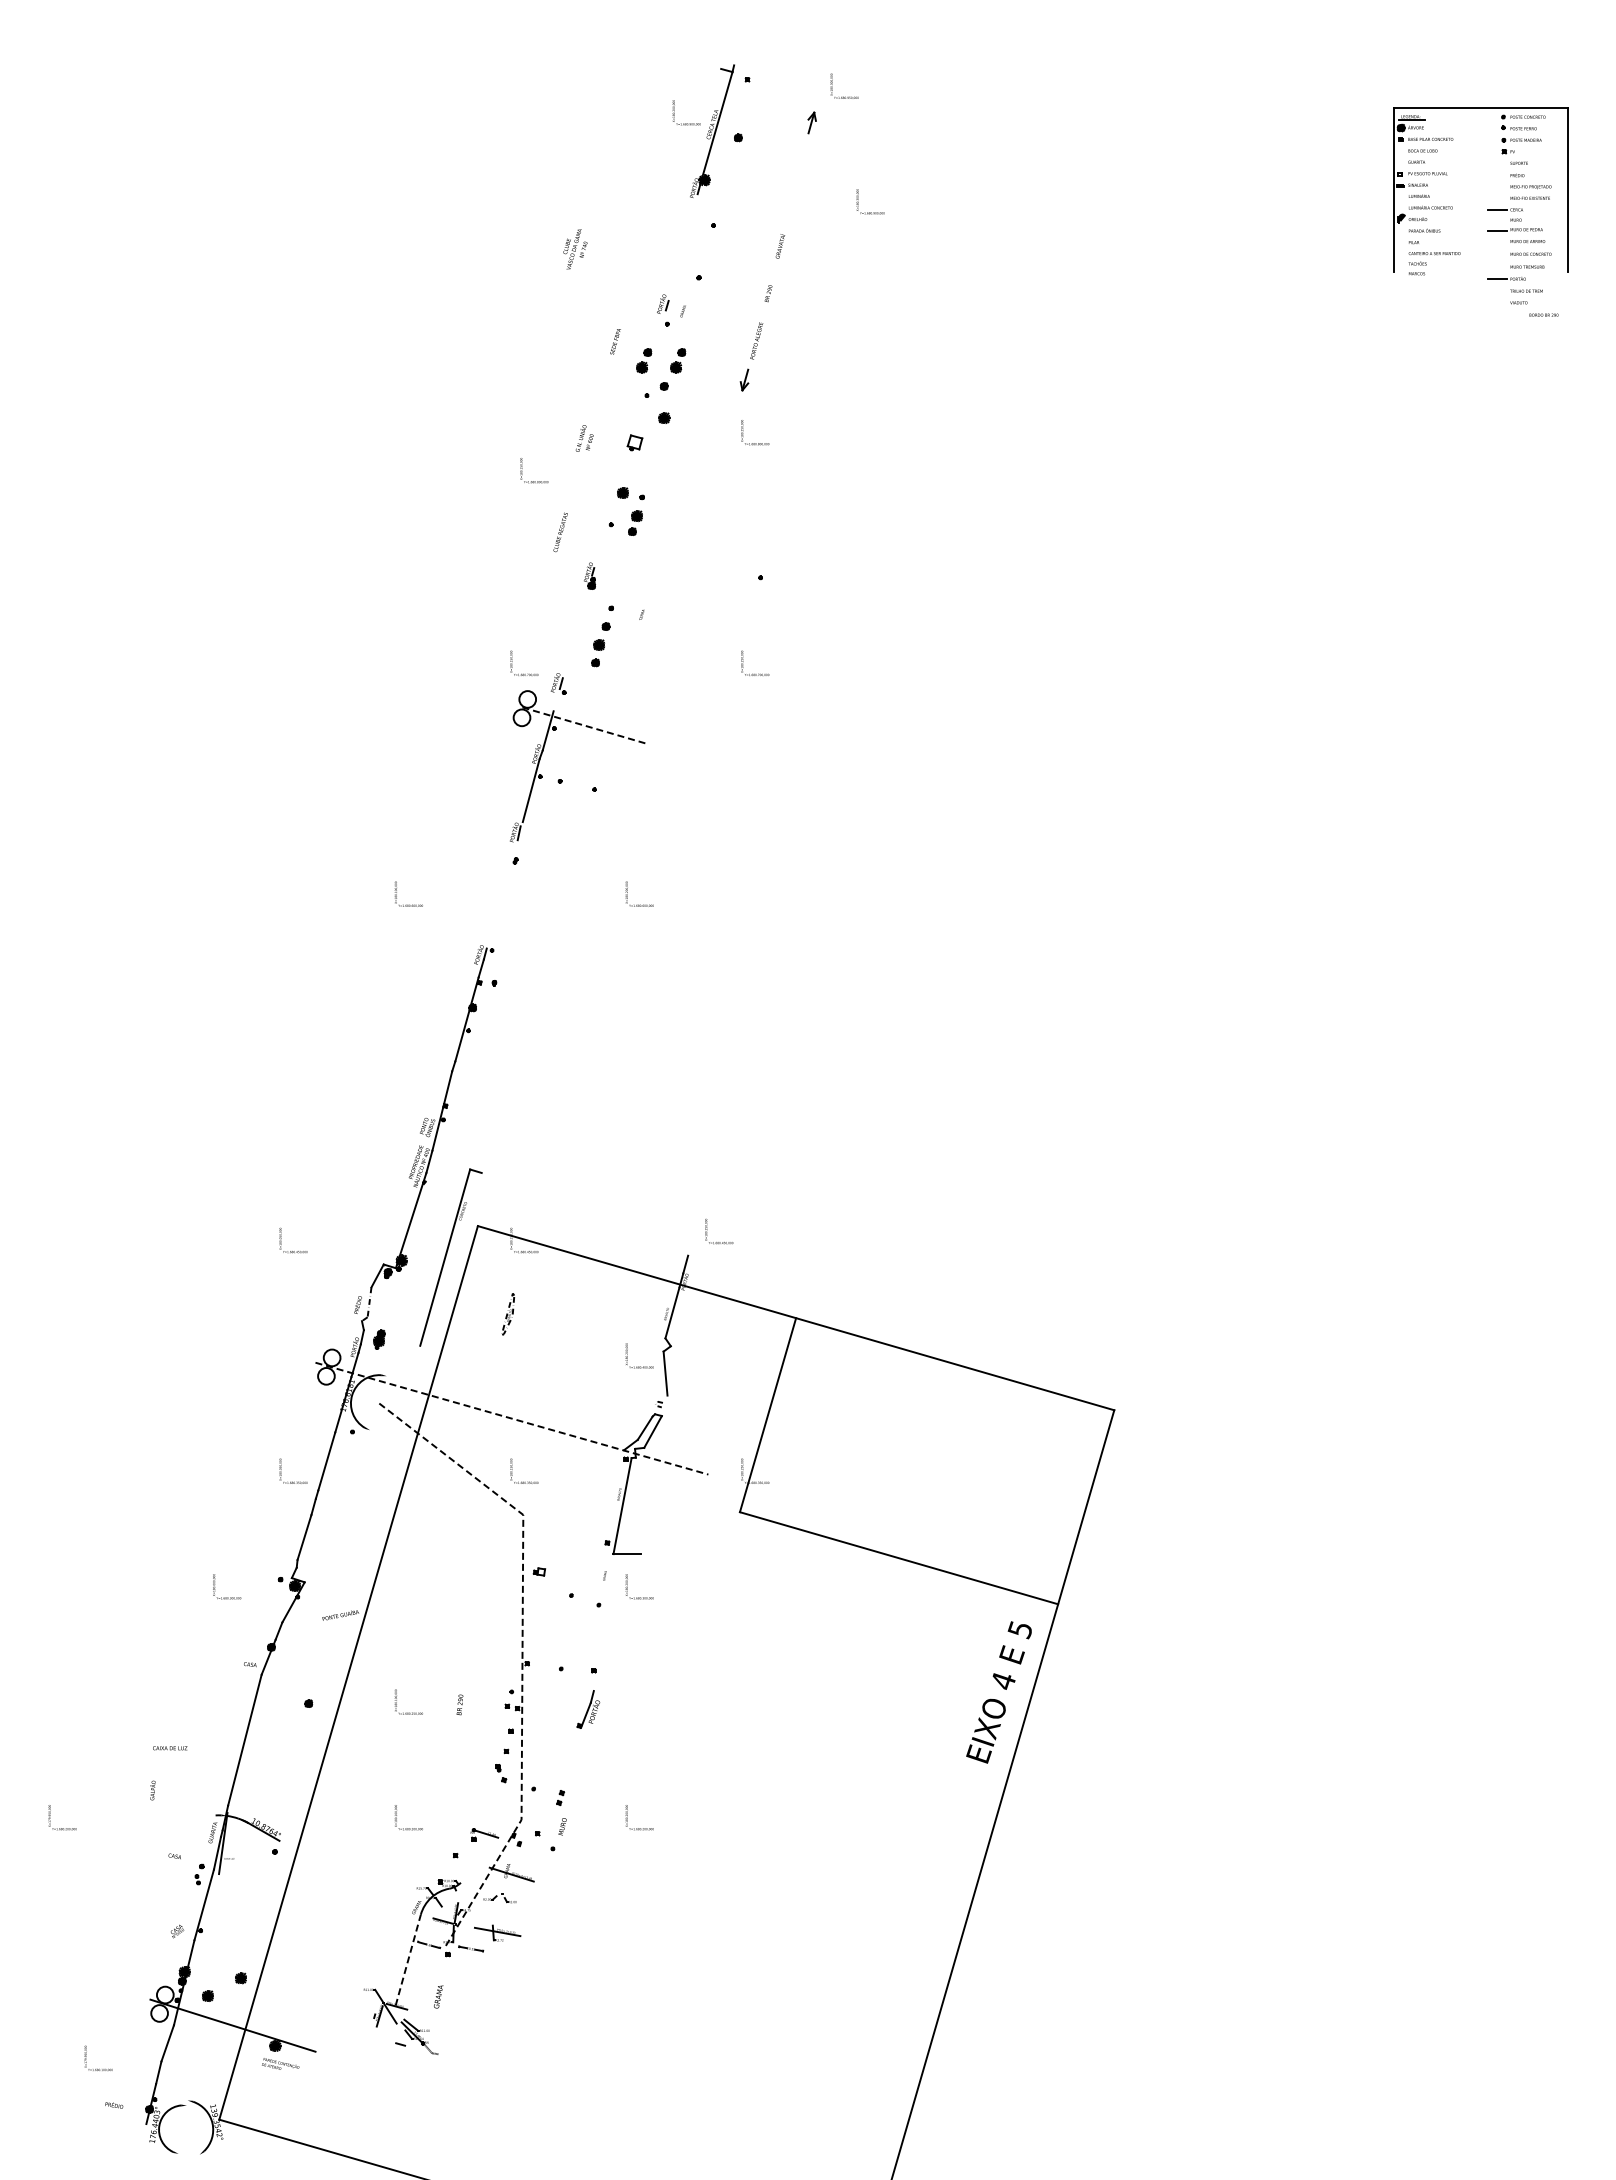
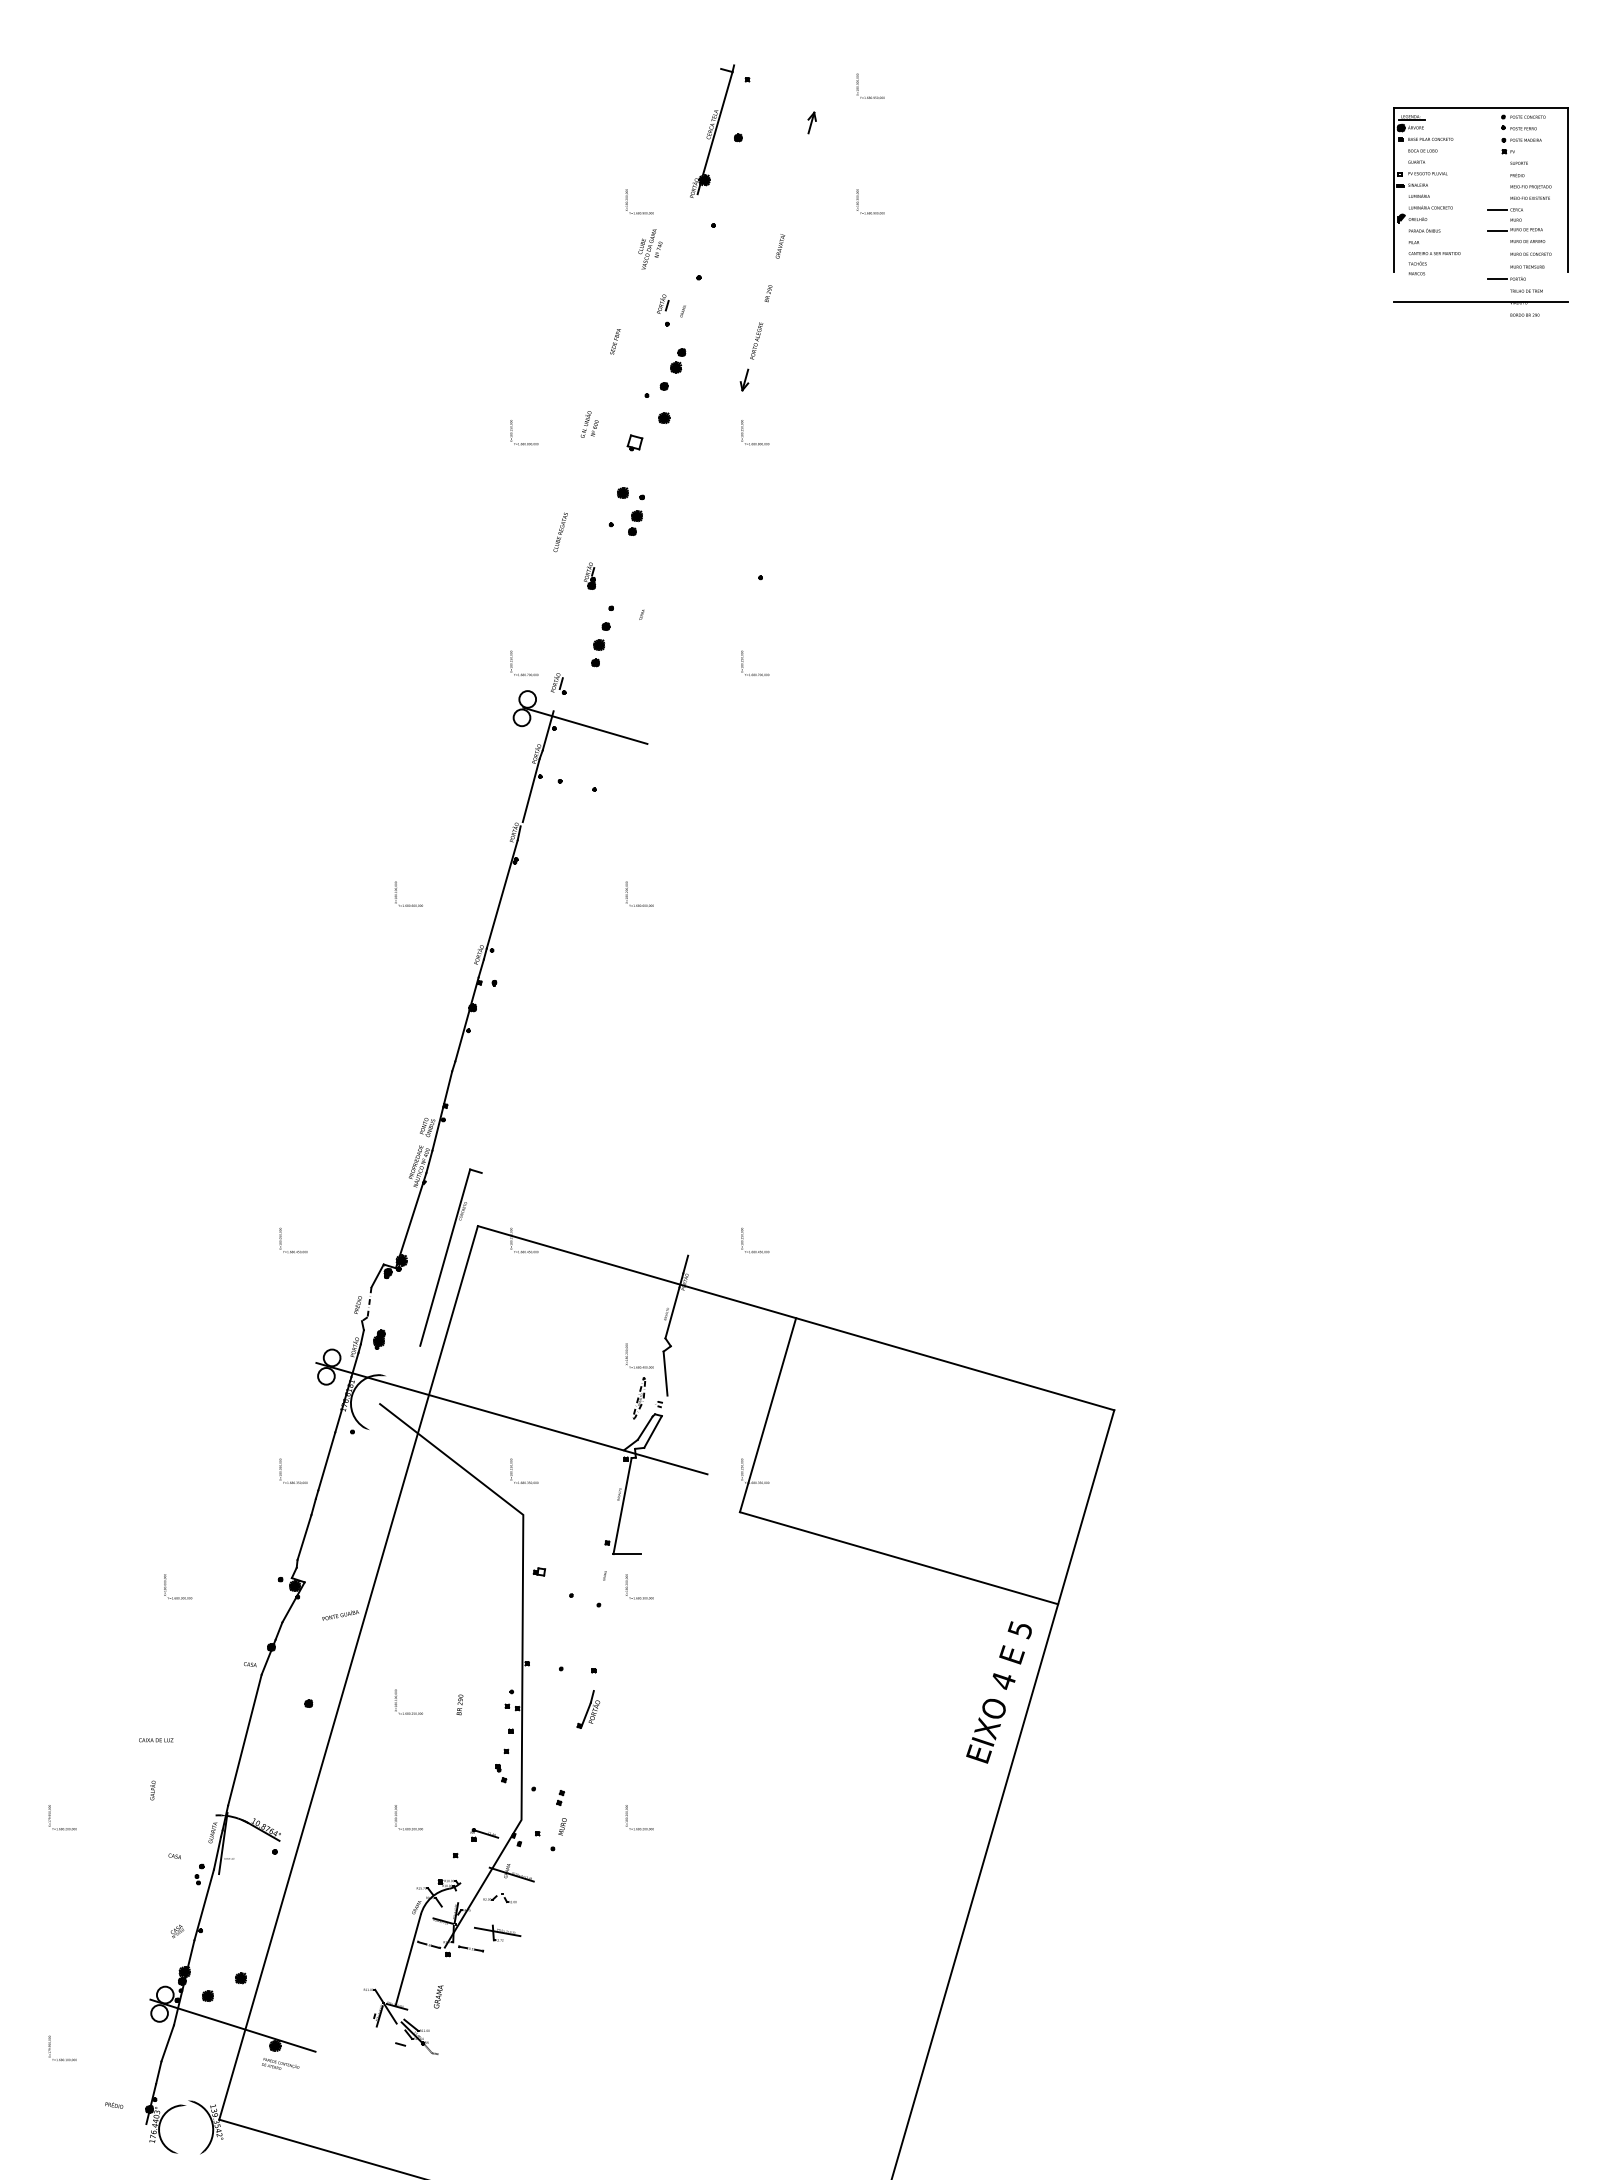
text position: (844, 85) -> (870, 85) (870, 85)
text position: (686, 112) -> (639, 201) (639, 201)
text position: (575, 249) -> (650, 249) (650, 249)
line: none -> present (1480, 301)
text position: (1543, 314) -> (1524, 314) (1524, 314)
part: present -> none (644, 360)
text position: (584, 438) -> (589, 424) (589, 424)
text position: (534, 470) -> (524, 432) (524, 432)
line: dashed -> solid (585, 725)
line: none -> present (501, 894)
text position: (719, 1231) -> (755, 1240) (755, 1240)
part position: (508, 1314) -> (639, 1398) (639, 1398)
line: dashed -> solid (512, 1418)
text position: (227, 1586) -> (178, 1586) (178, 1586)
line: dashed -> solid (522, 1650)
text position: (170, 1748) -> (156, 1740) (156, 1740)
line: dashed -> solid (408, 1959)
text position: (98, 2057) -> (62, 2047) (62, 2047)
